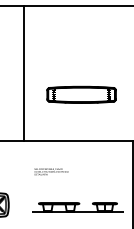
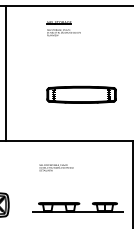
part: none -> present (63, 28)
line position: (24, 73) -> (6, 73) (6, 73)
text position: (51, 171) -> (56, 167) (56, 167)
